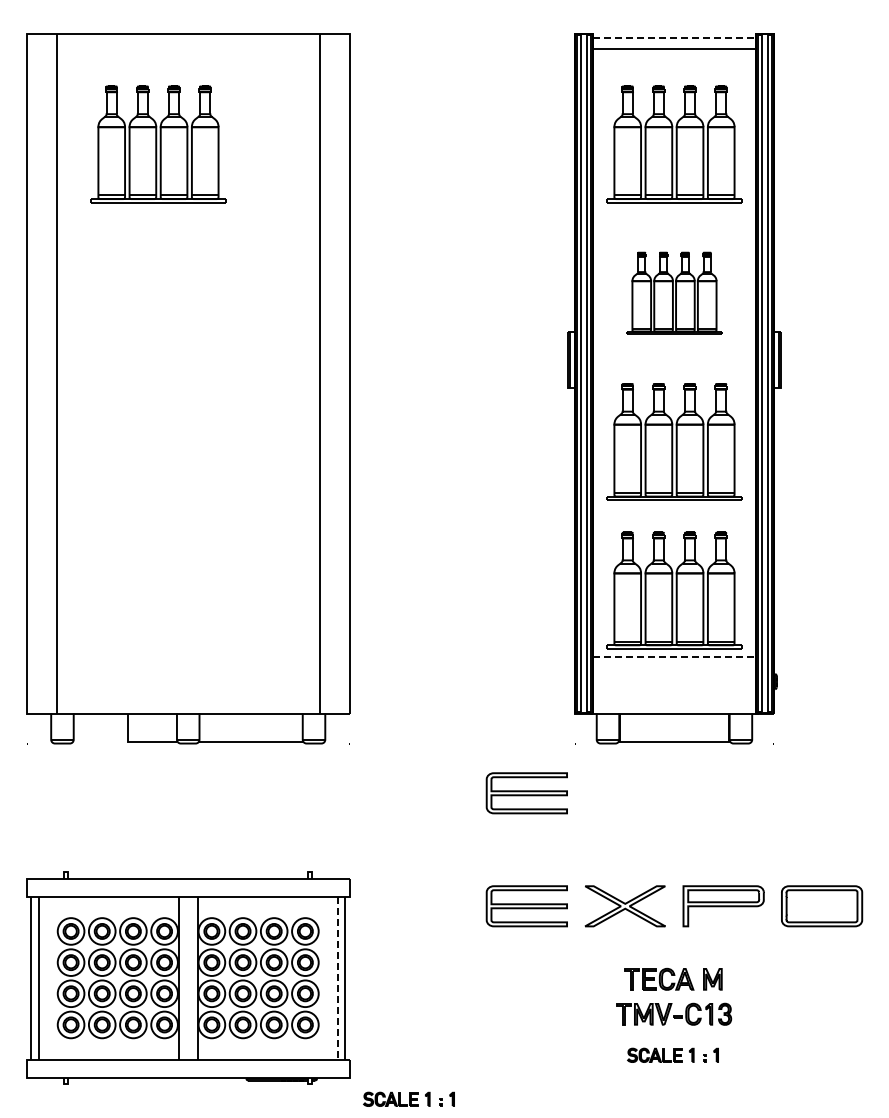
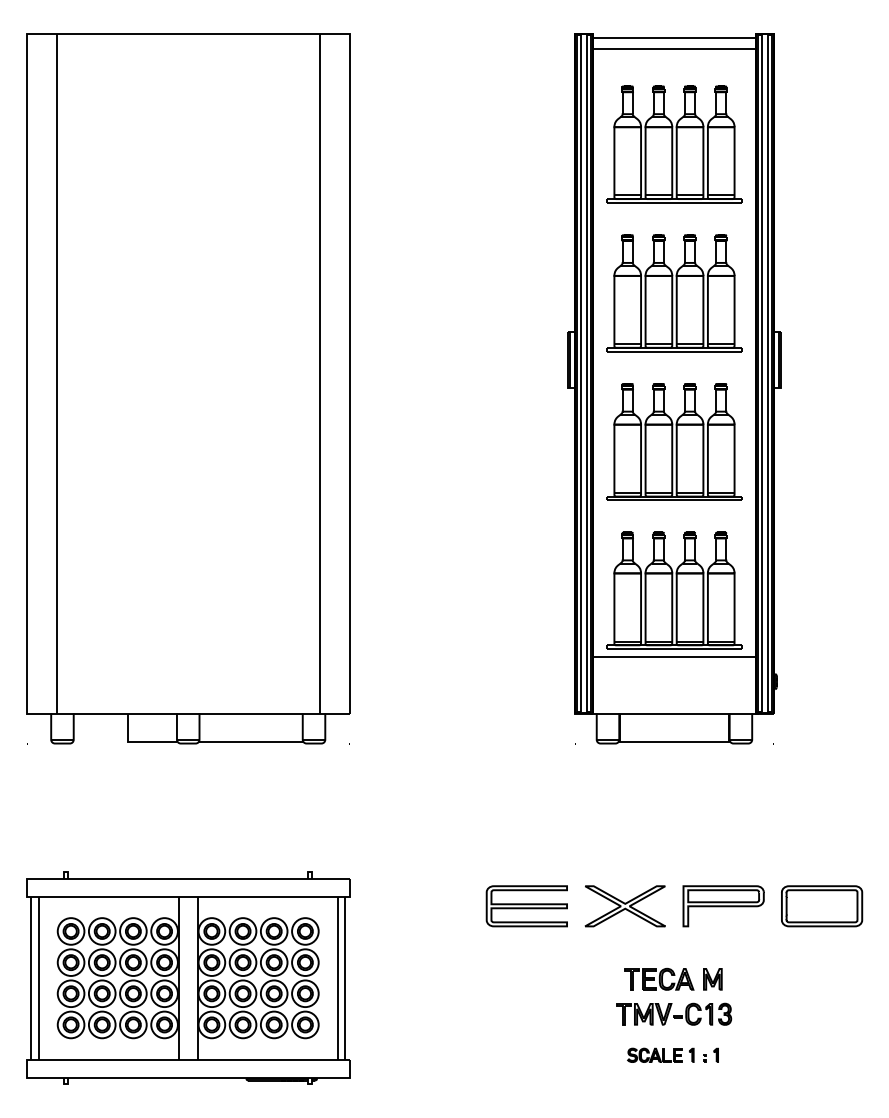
line: dashed -> solid (674, 38)
part: present -> none (158, 144)
part size: 97x84 px -> 137x119 px (674, 293)
line: dashed -> solid (674, 657)
part: present -> none (526, 793)
line: dashed -> solid (337, 978)
part: present -> none (408, 1098)
